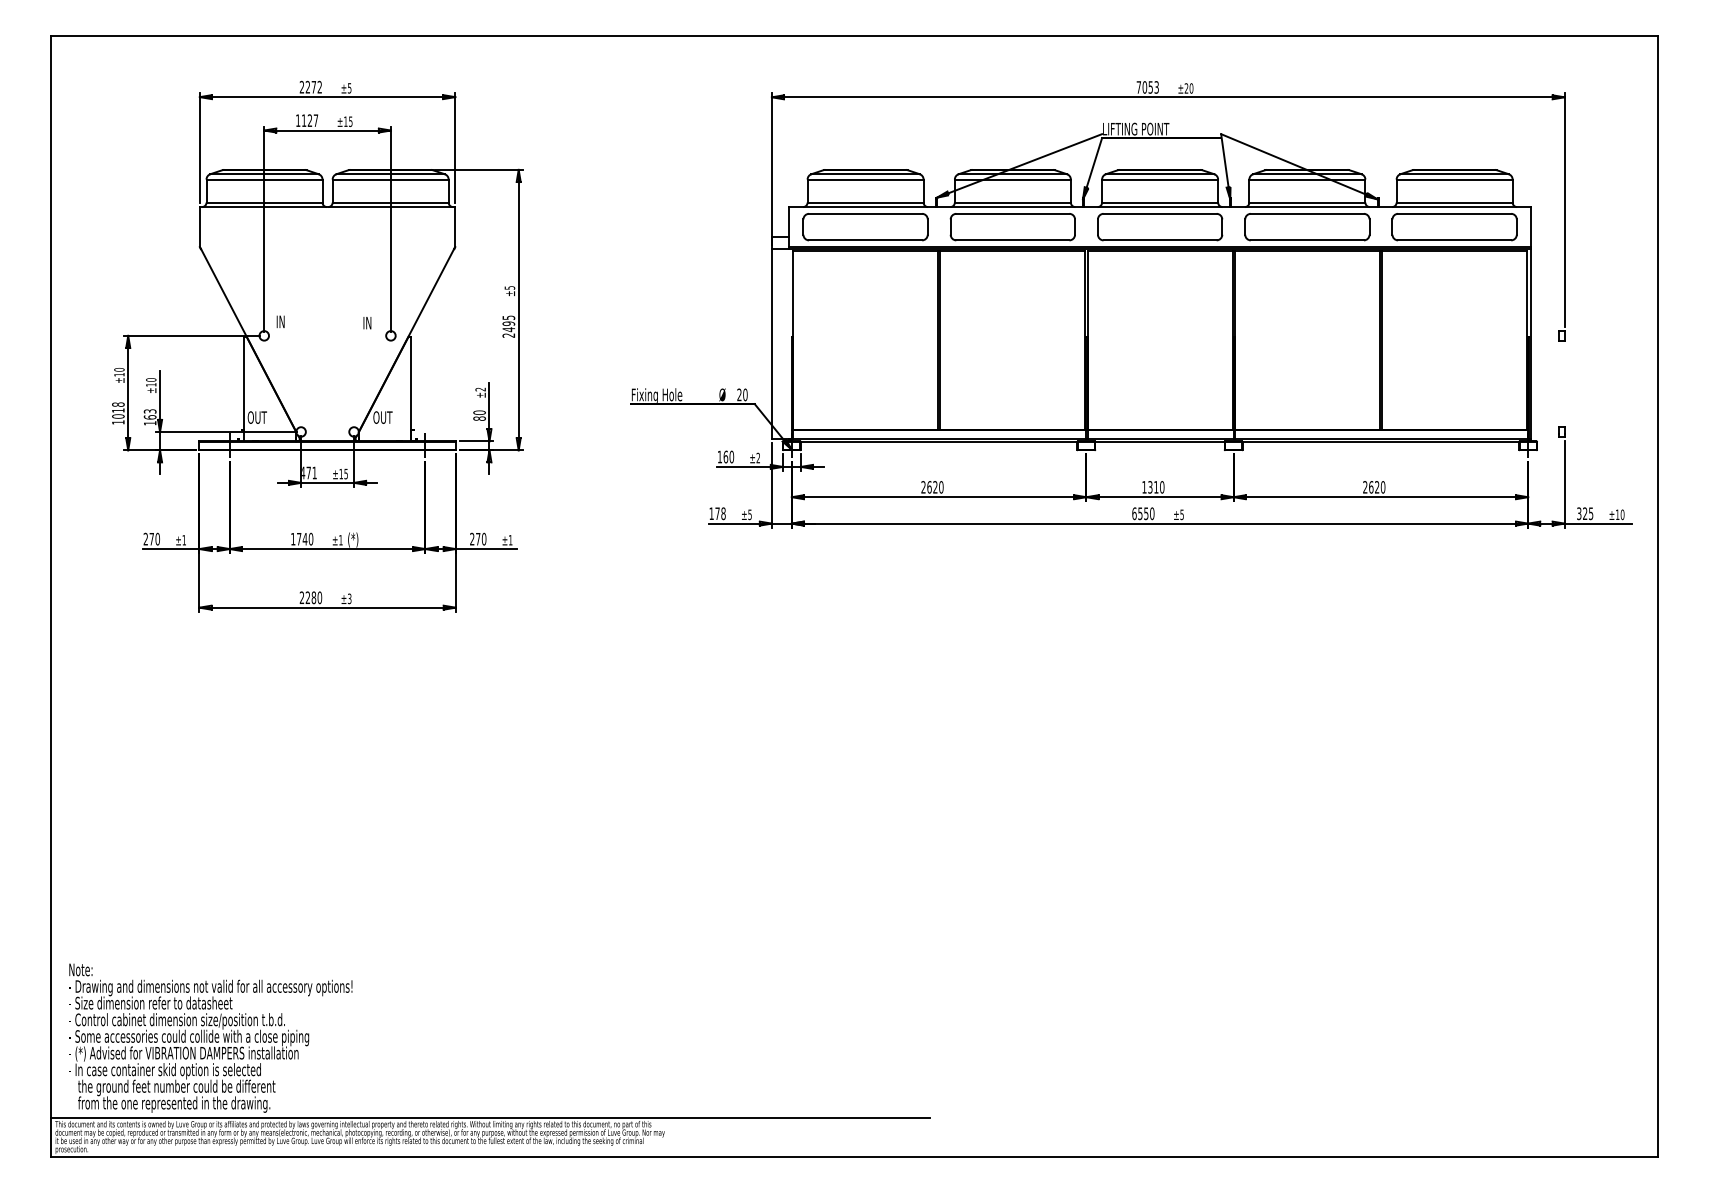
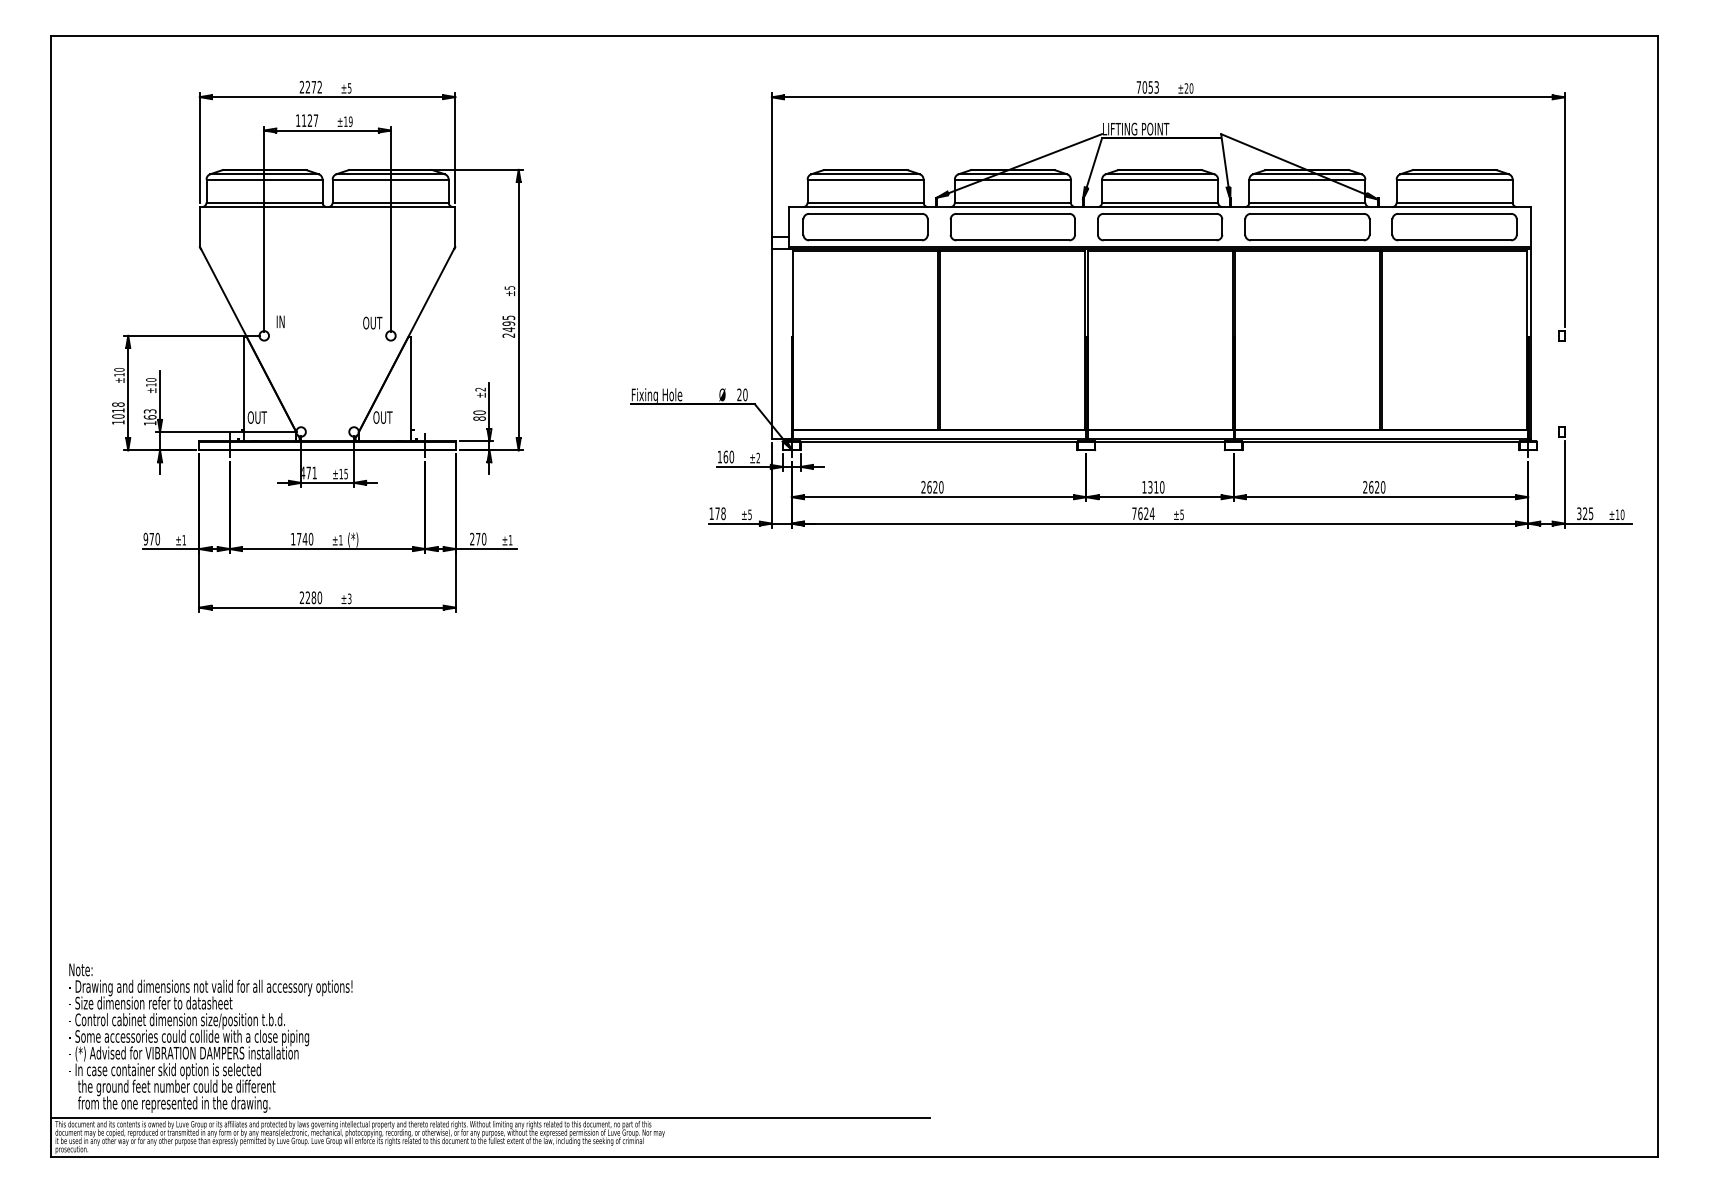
text: ±15 -> ±19 (350, 121)
text: IN -> OUT (372, 322)
text: 6550 -> 7624 (1143, 513)
text: 270 -> 970 (145, 539)
